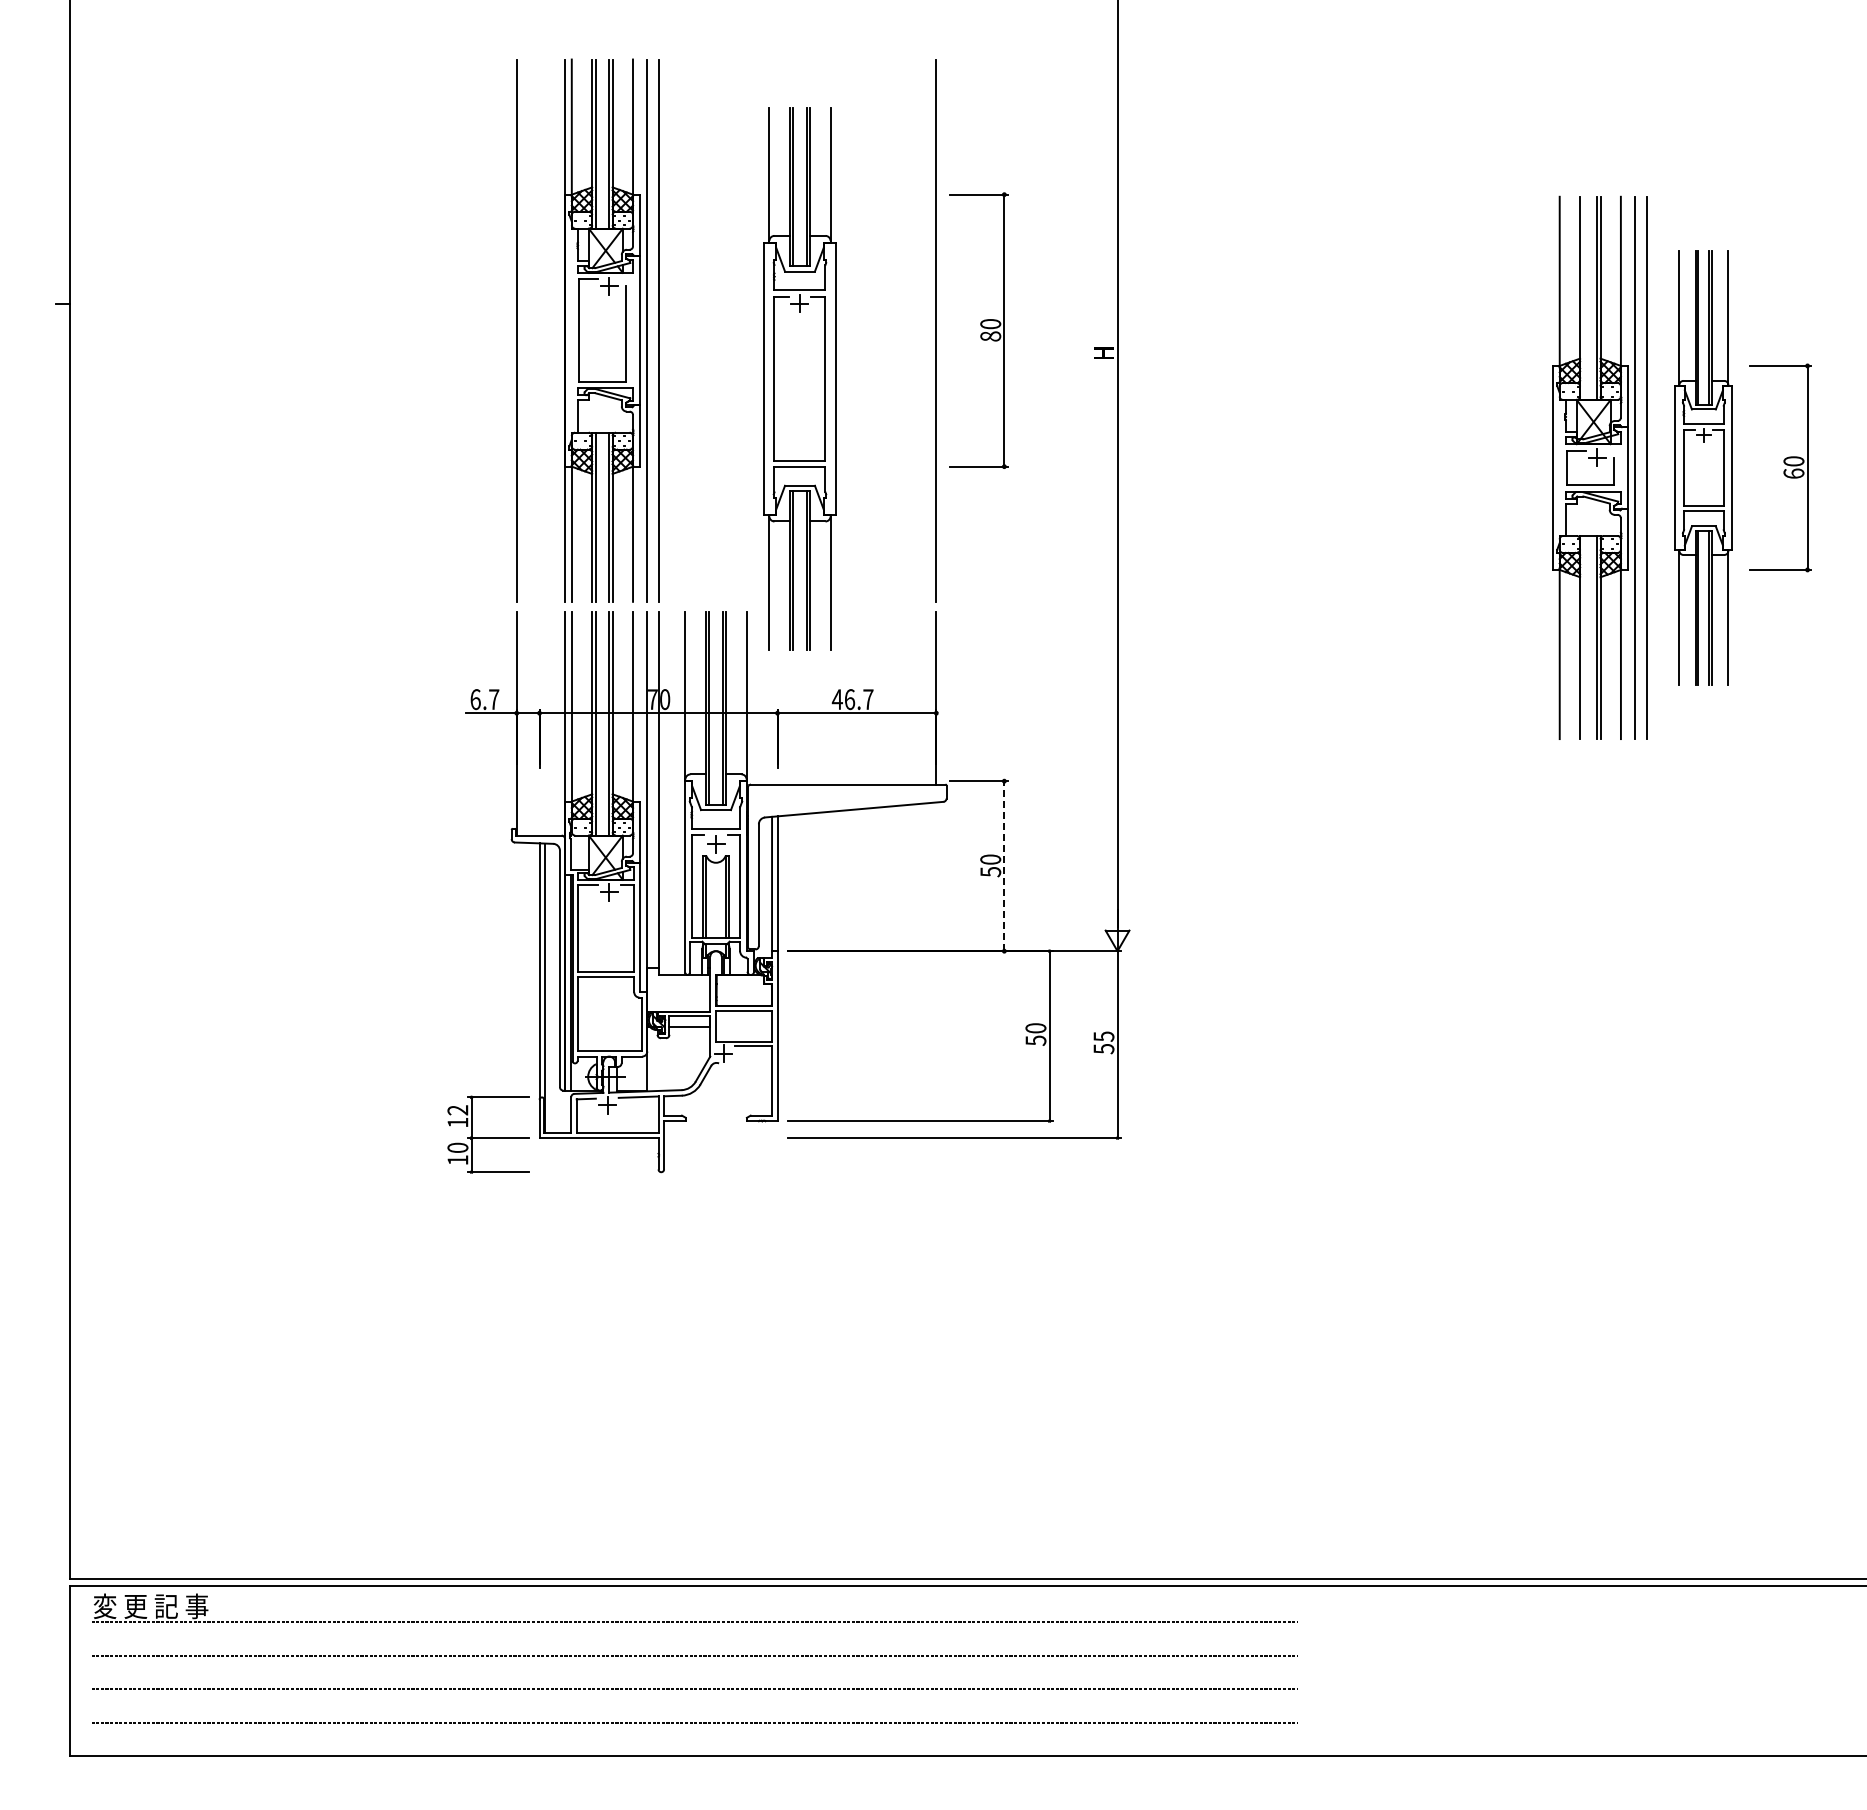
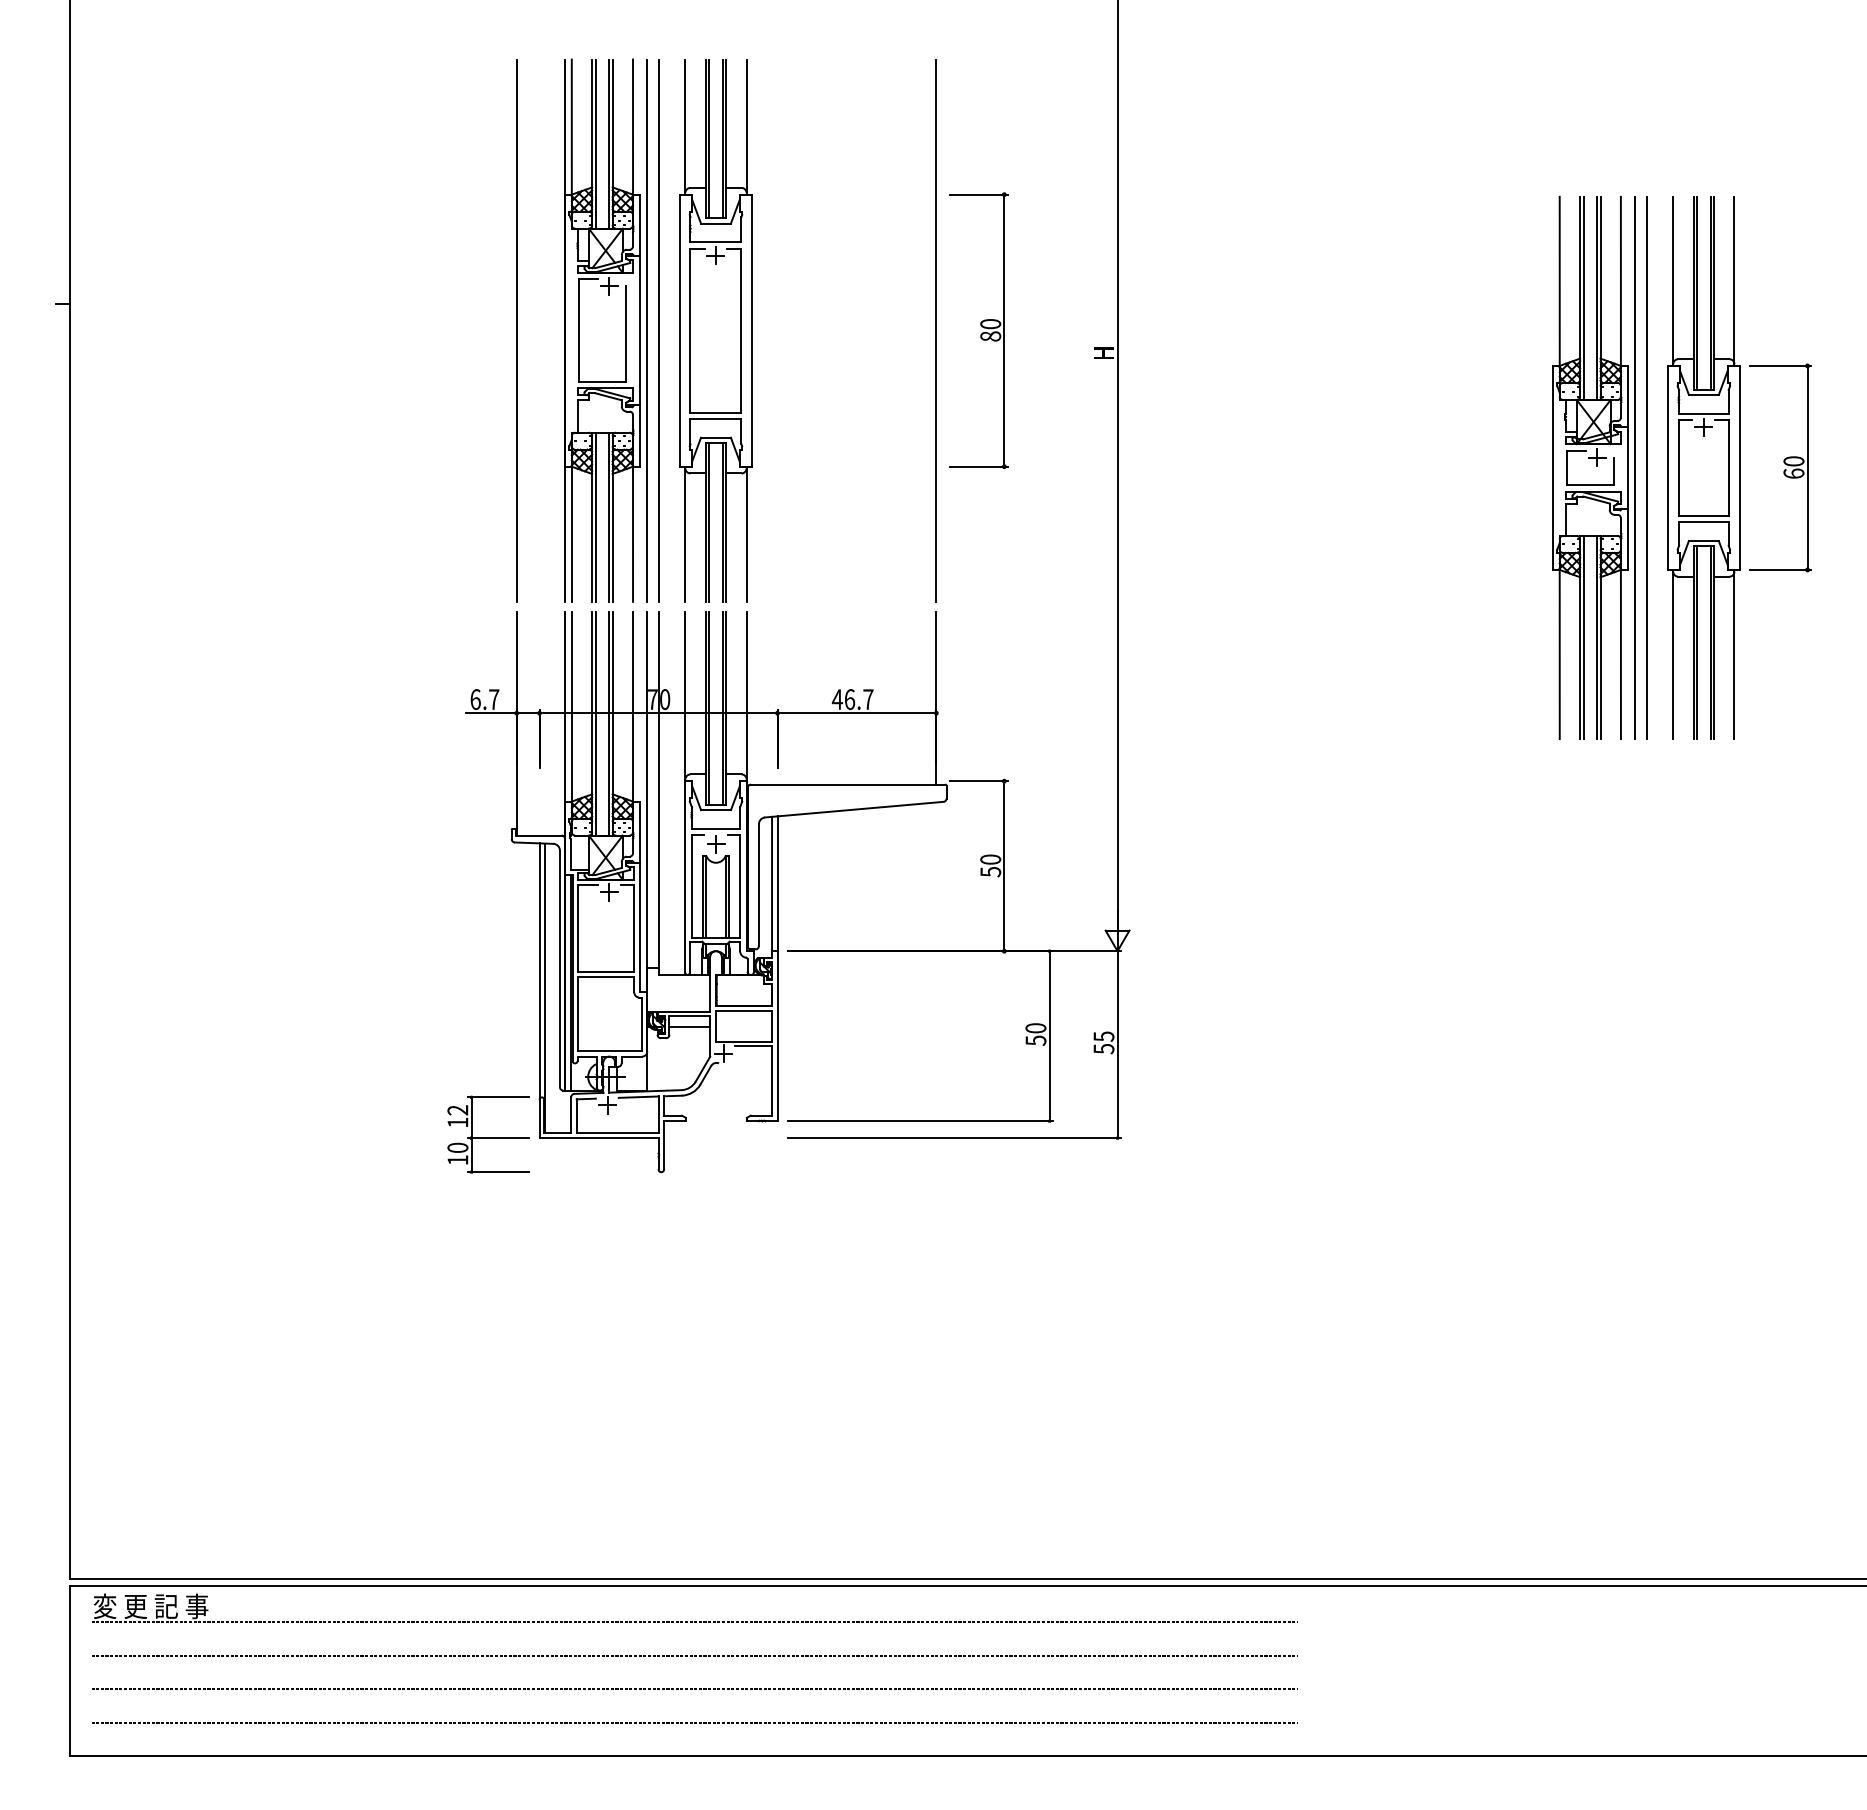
line: none -> present (1583, 297)
part position: (799, 378) -> (715, 330) (715, 330)
part size: 59x436 px -> 74x544 px (1703, 467)
line: none -> present (1583, 637)
line: dashed -> solid (1004, 865)
